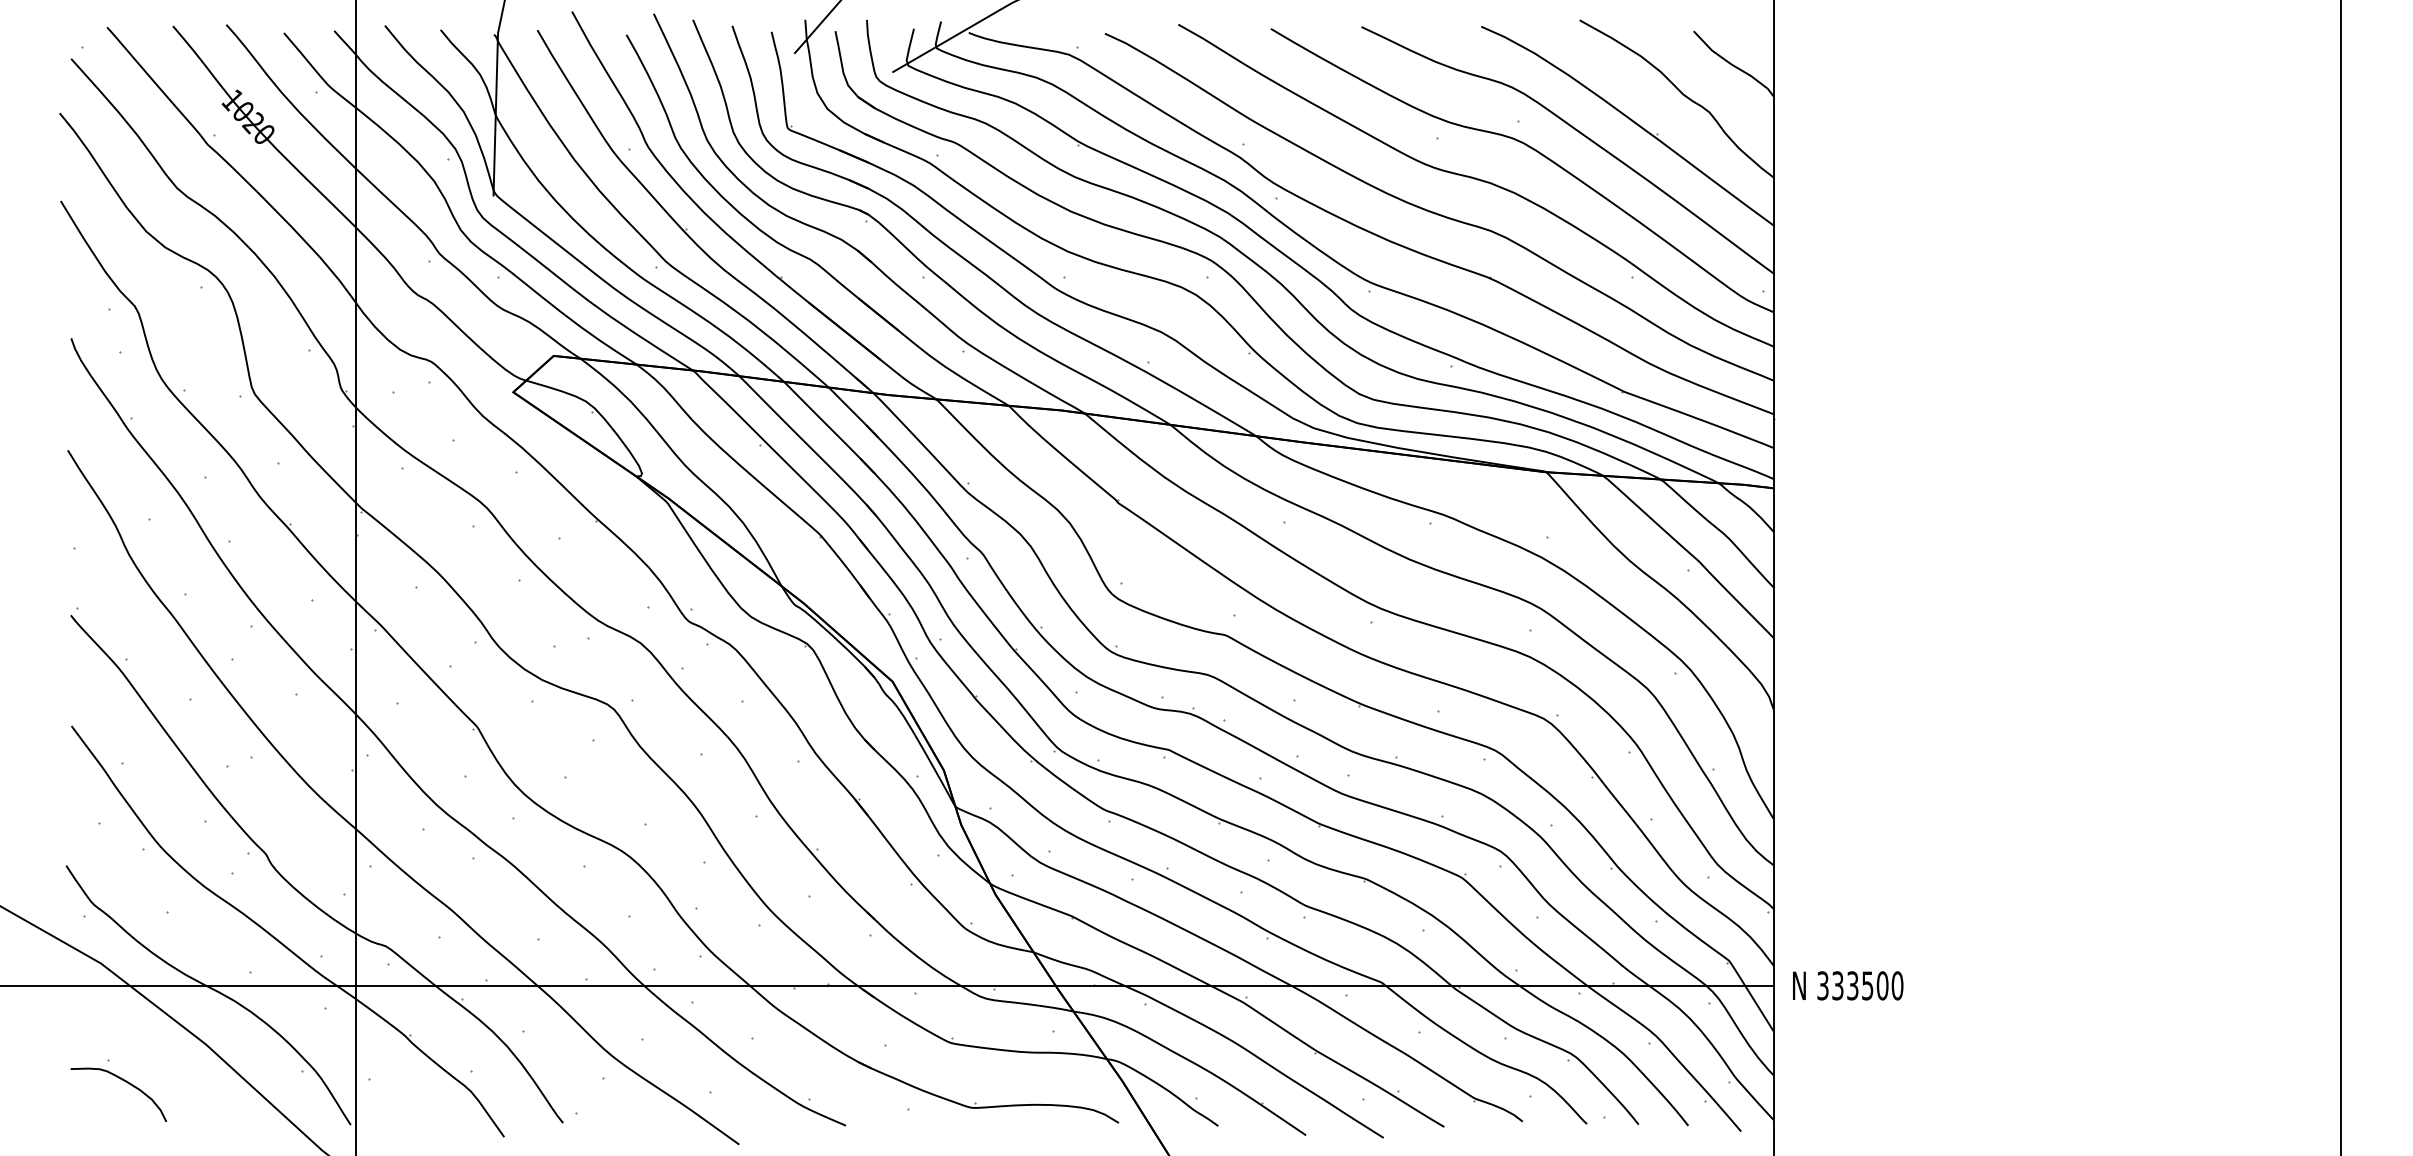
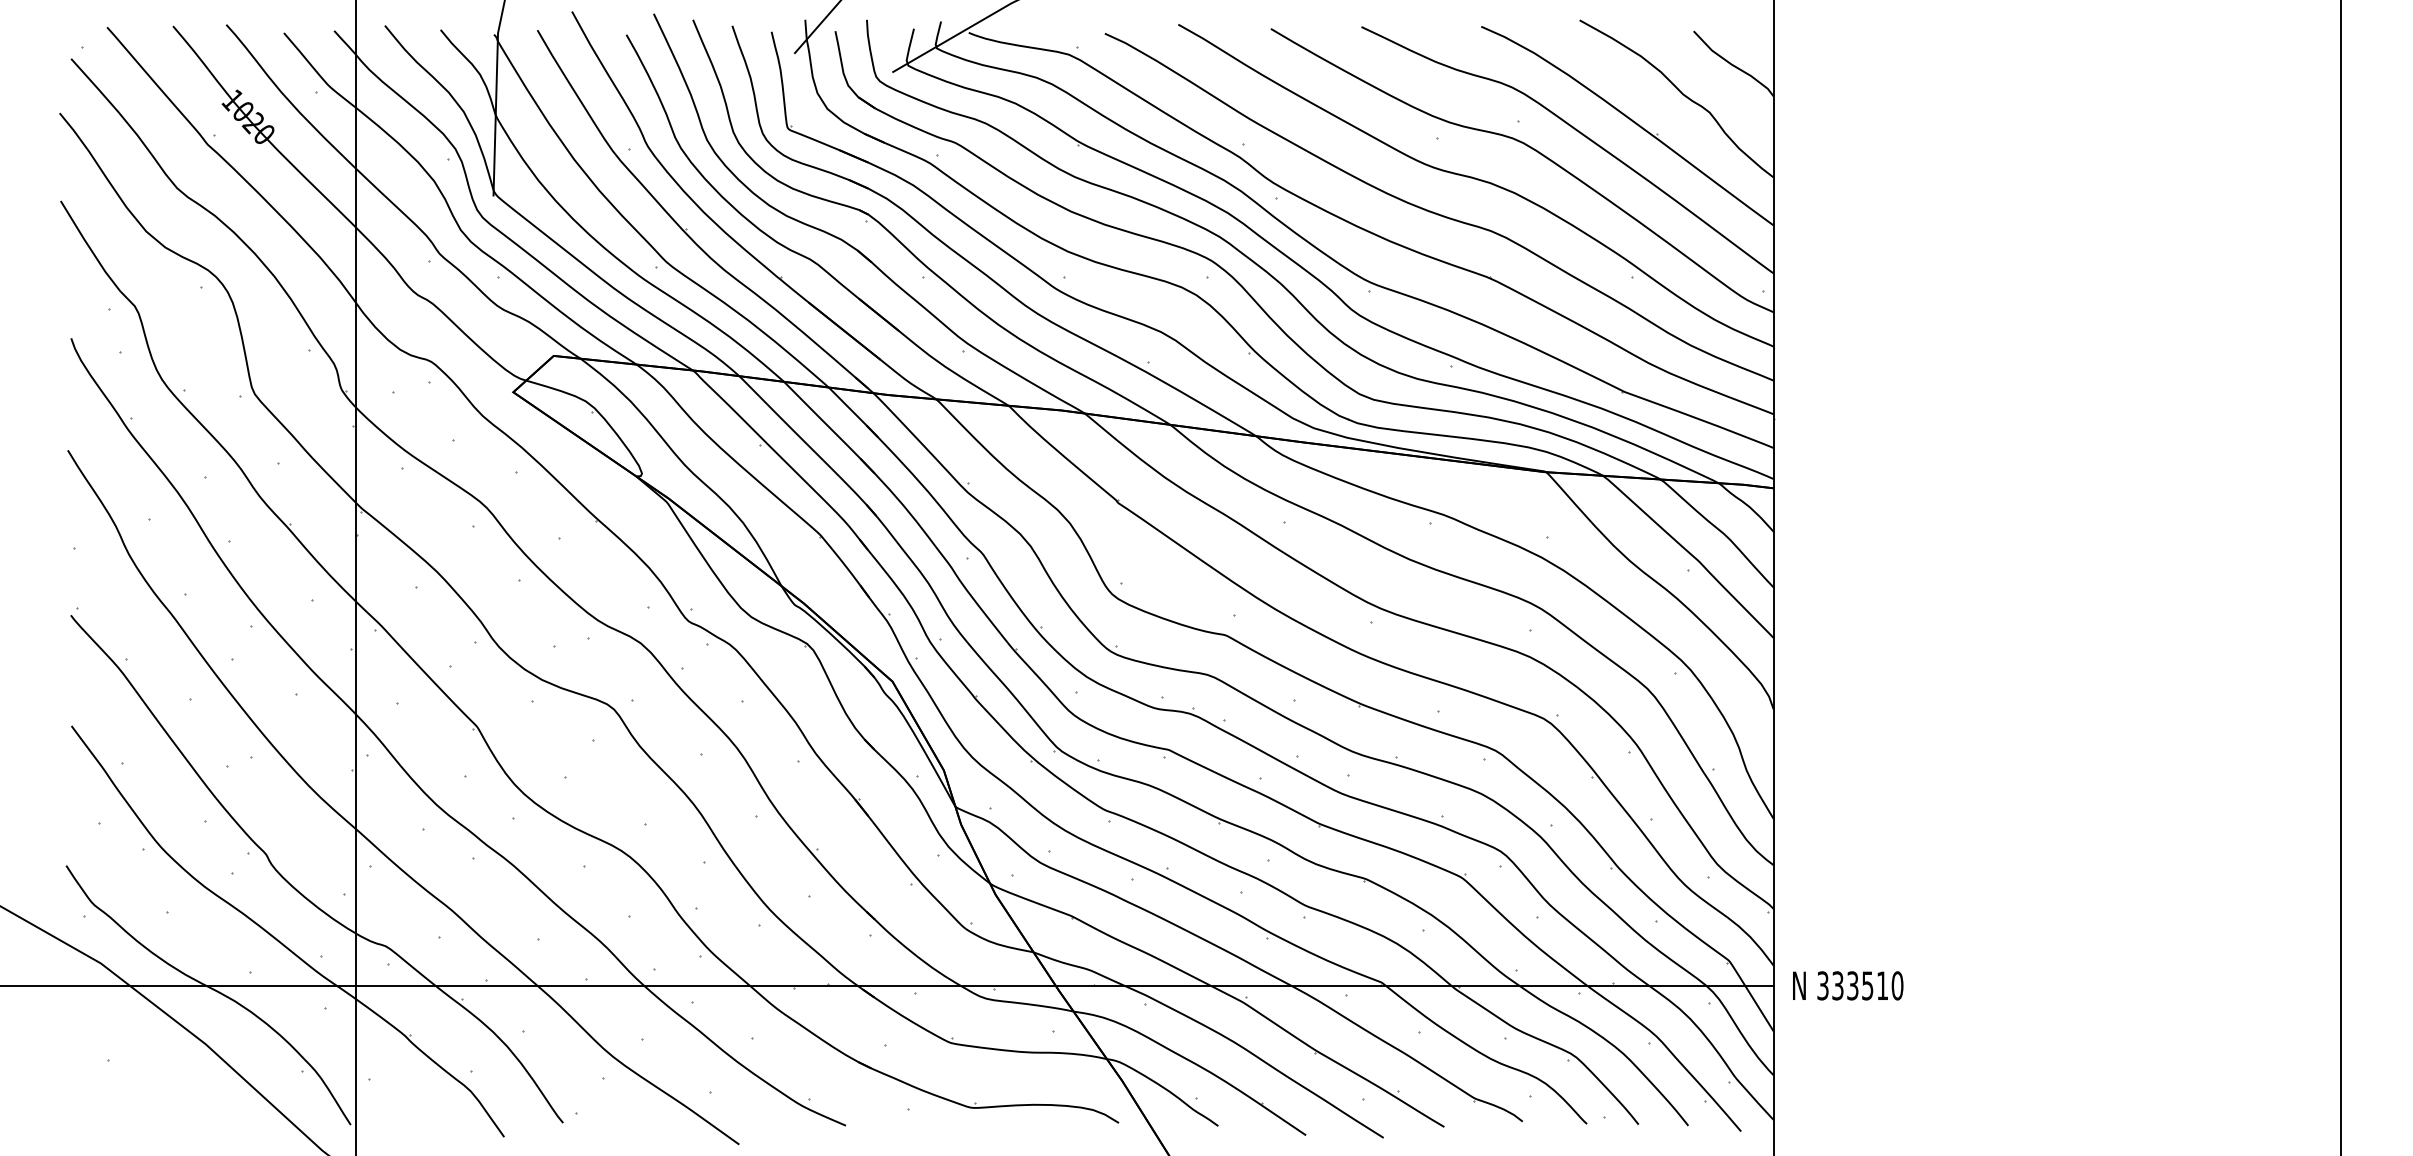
text: 333500 -> 333510 (1882, 985)
curve: present -> none (125, 1082)
